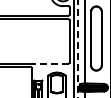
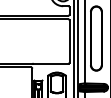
line: dashed -> solid (78, 49)
line: dashed -> solid (50, 63)
